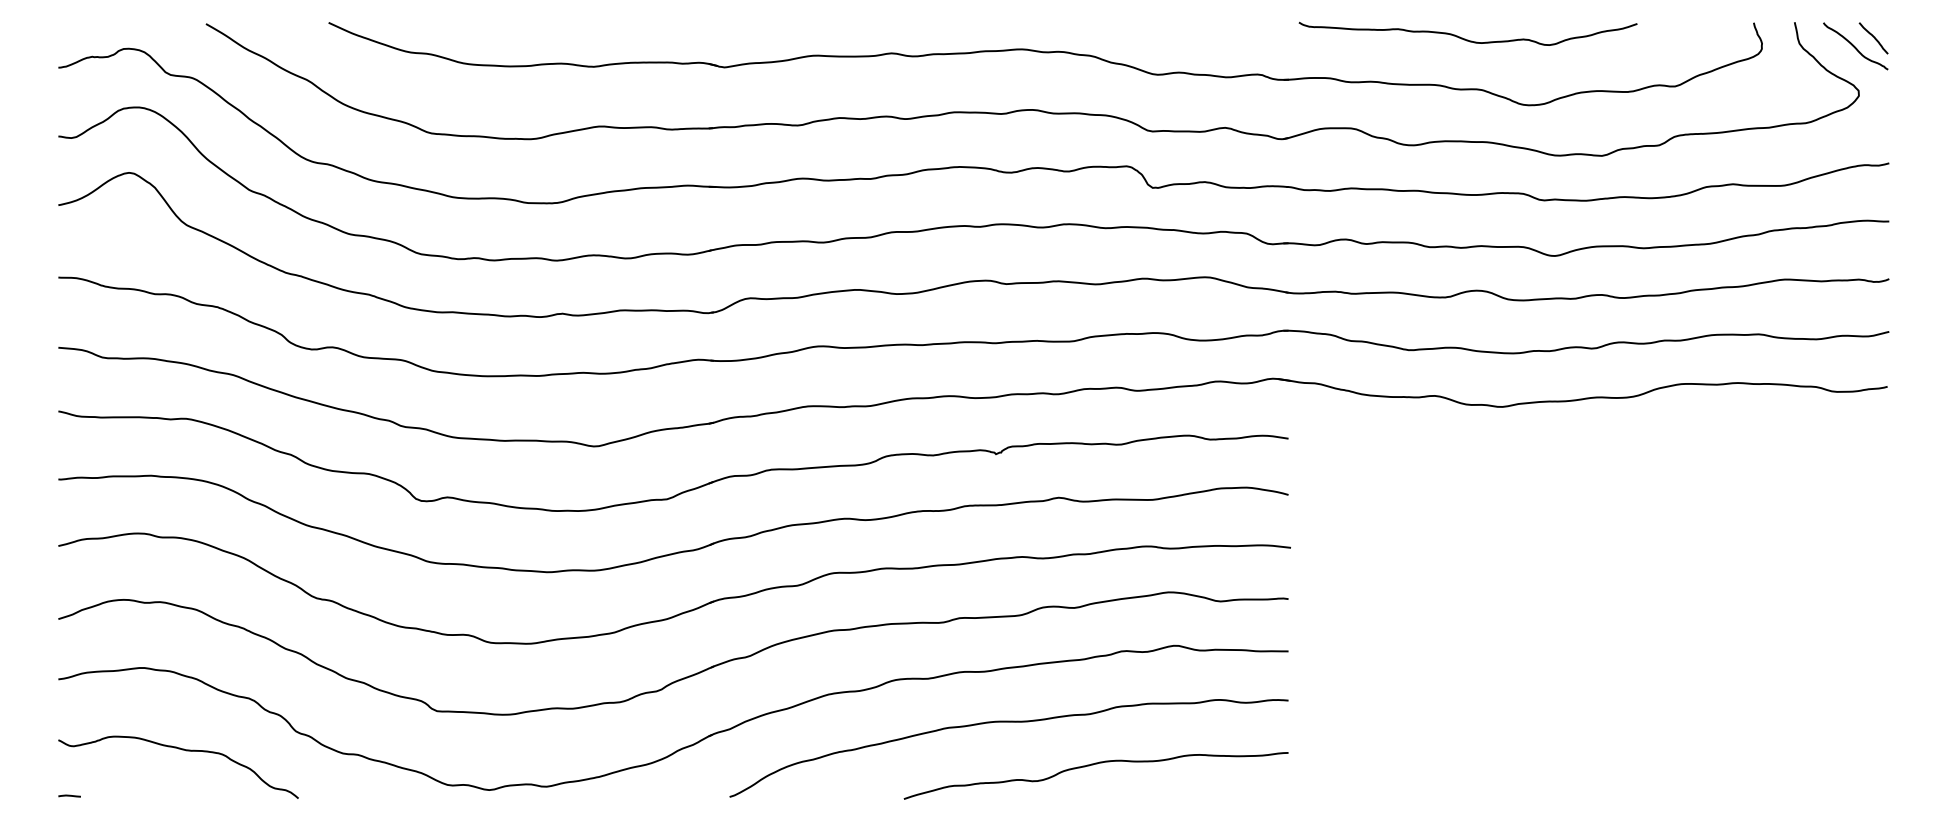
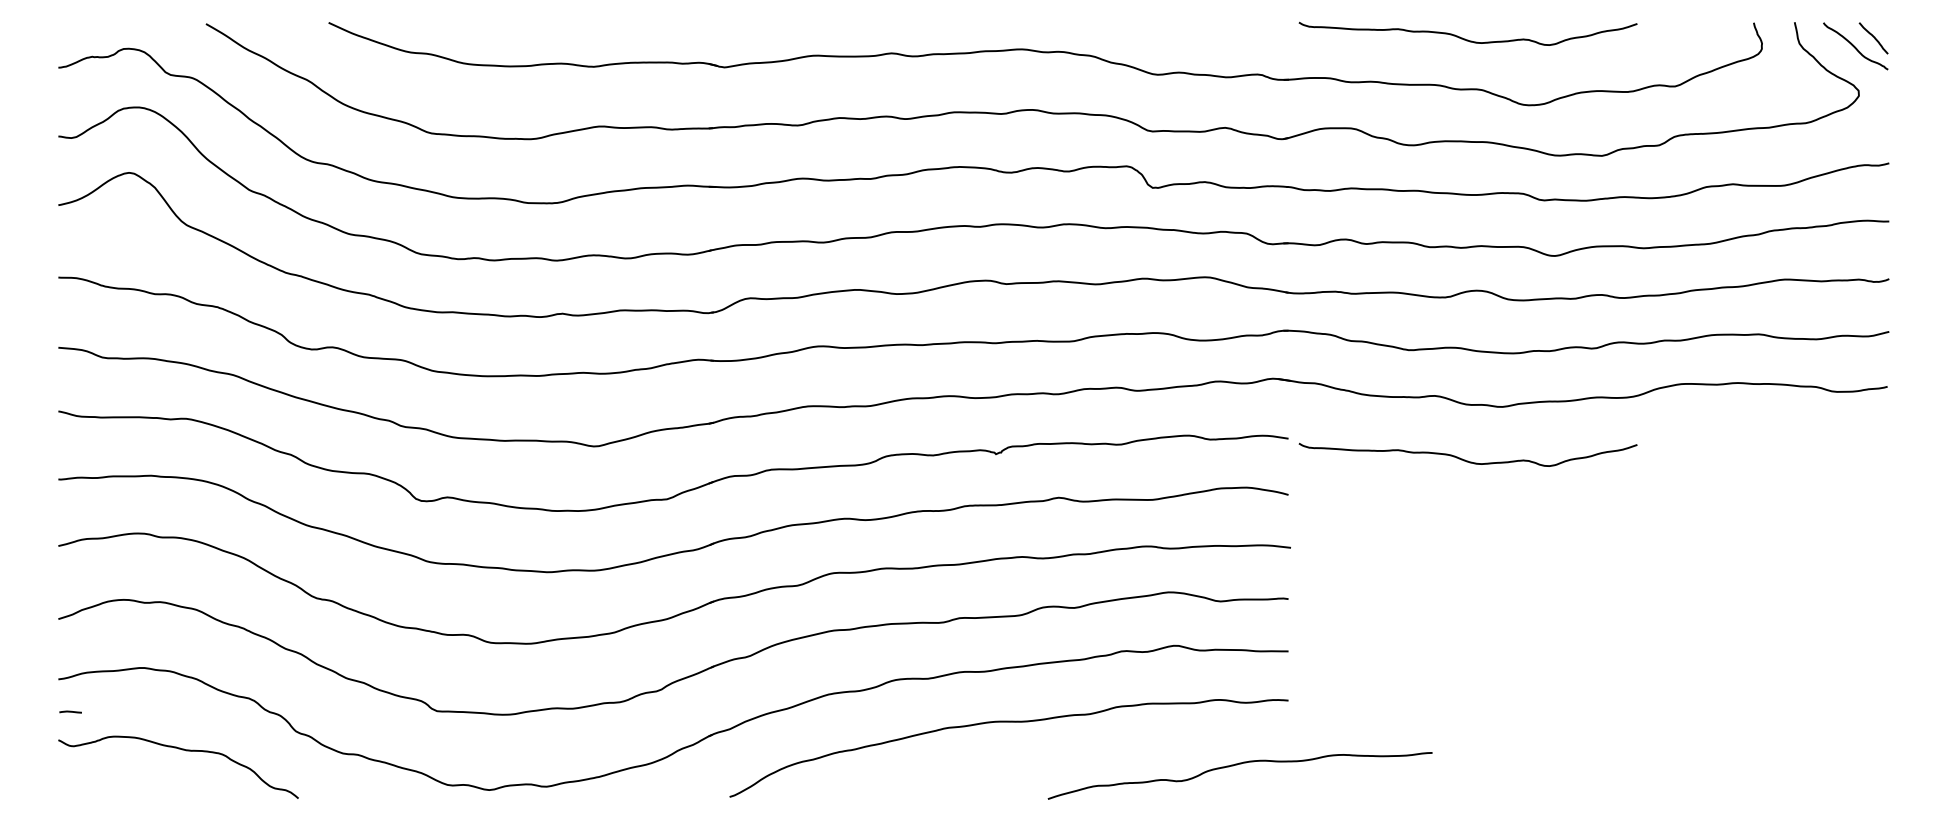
curve: none -> present (1465, 459)
curve position: (1093, 765) -> (1237, 765) (1237, 765)
line position: (69, 795) -> (70, 711) (70, 711)
